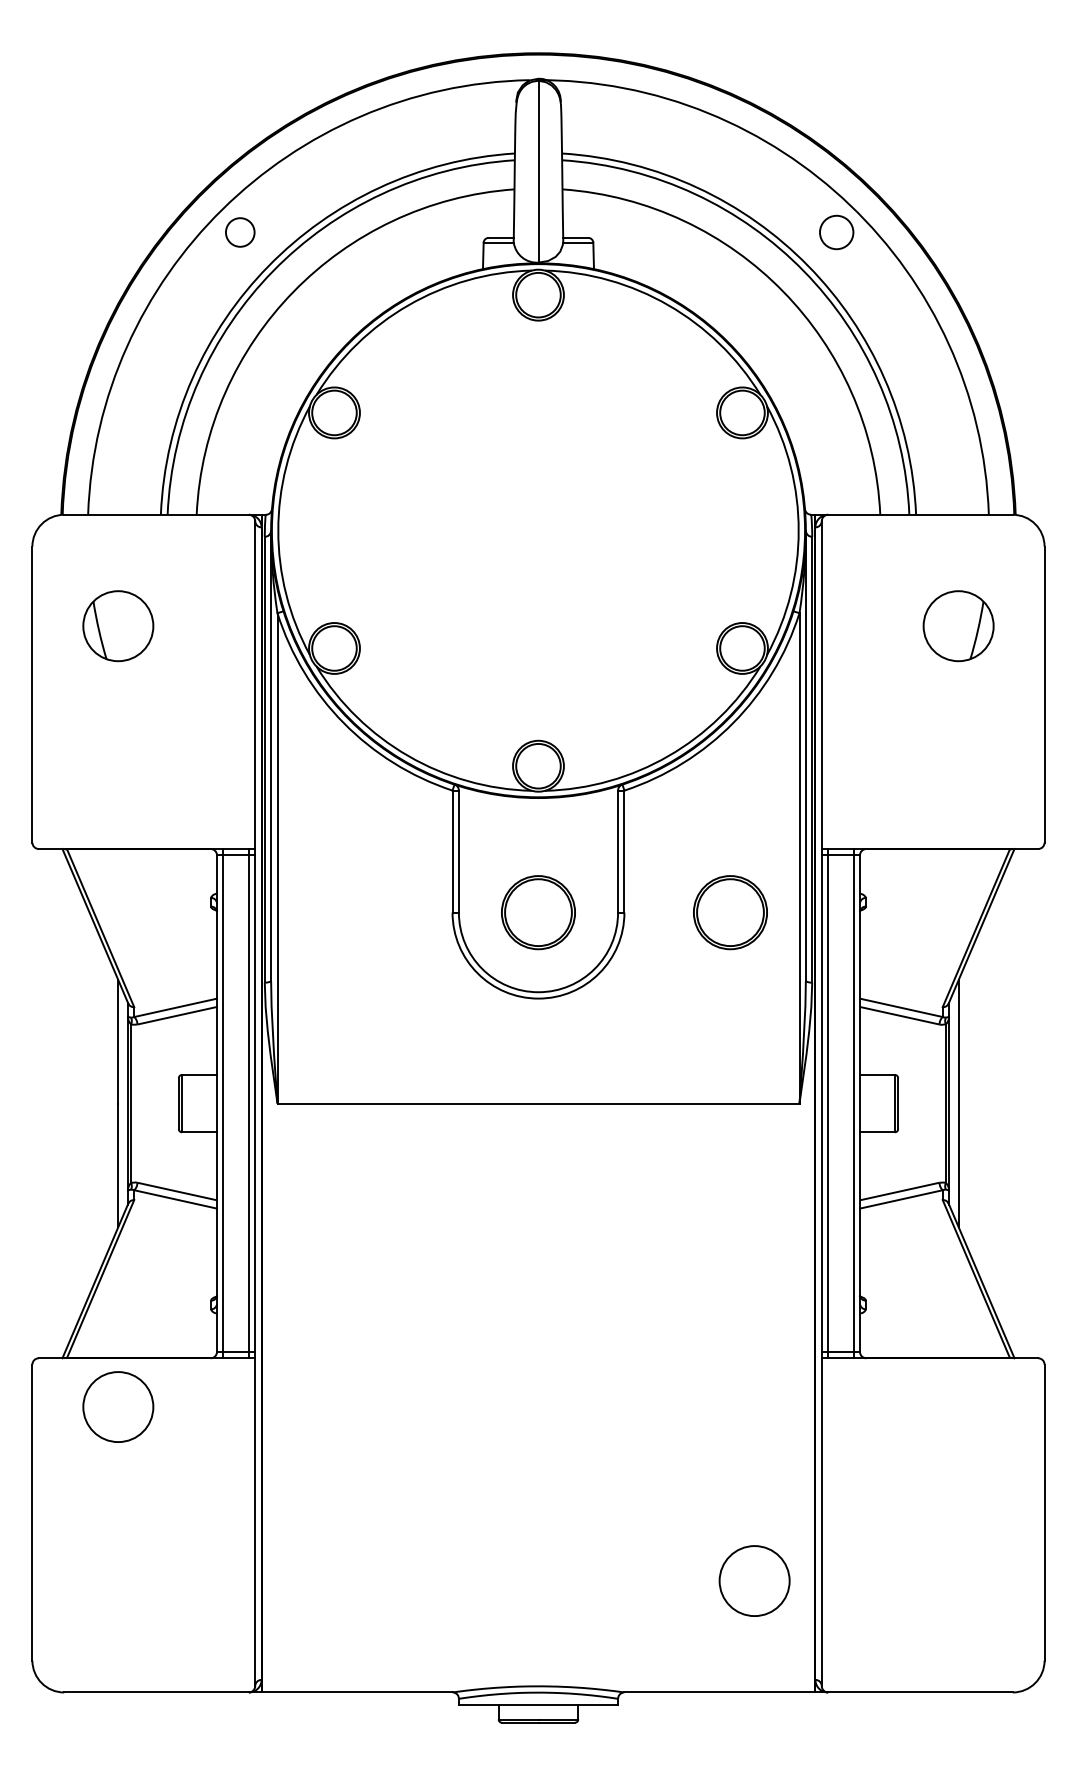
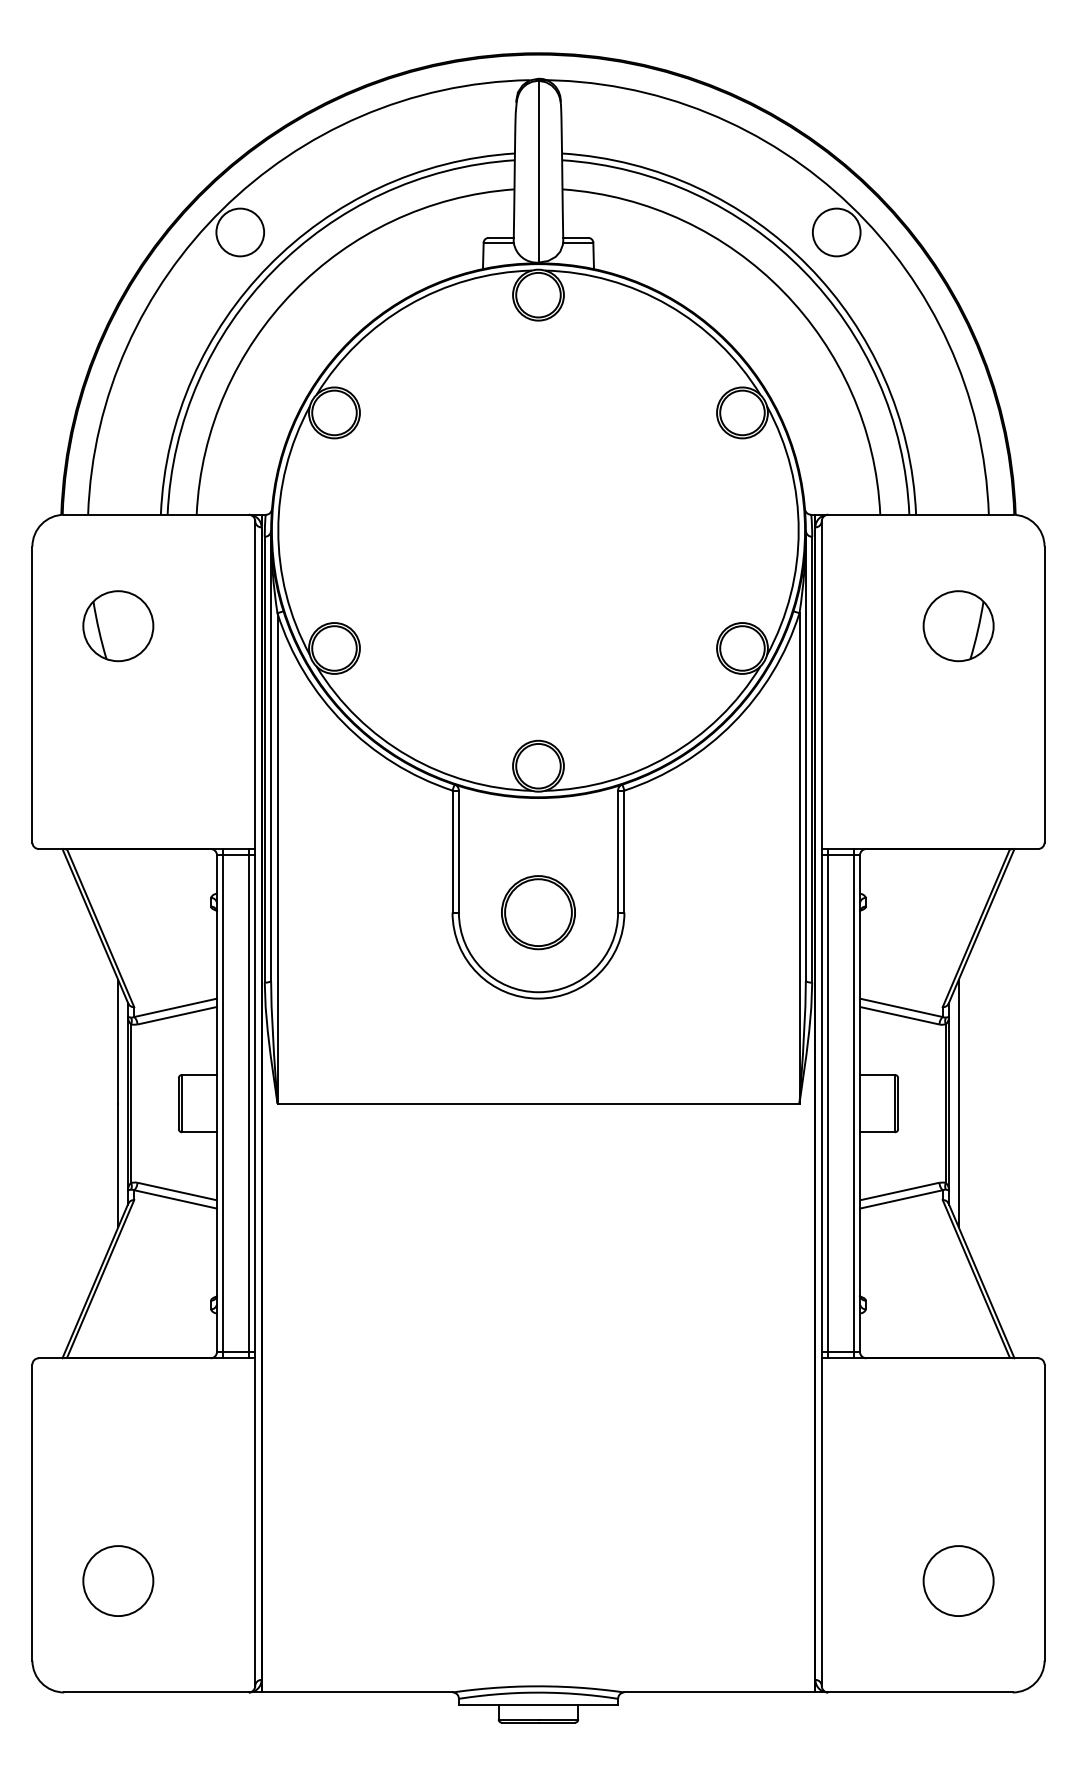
circle diameter: 29 px -> 48 px (240, 232)
circle diameter: 33 px -> 48 px (836, 232)
part: present -> none (730, 912)
circle position: (118, 1406) -> (118, 1580) (118, 1580)
circle position: (754, 1580) -> (958, 1580) (958, 1580)
